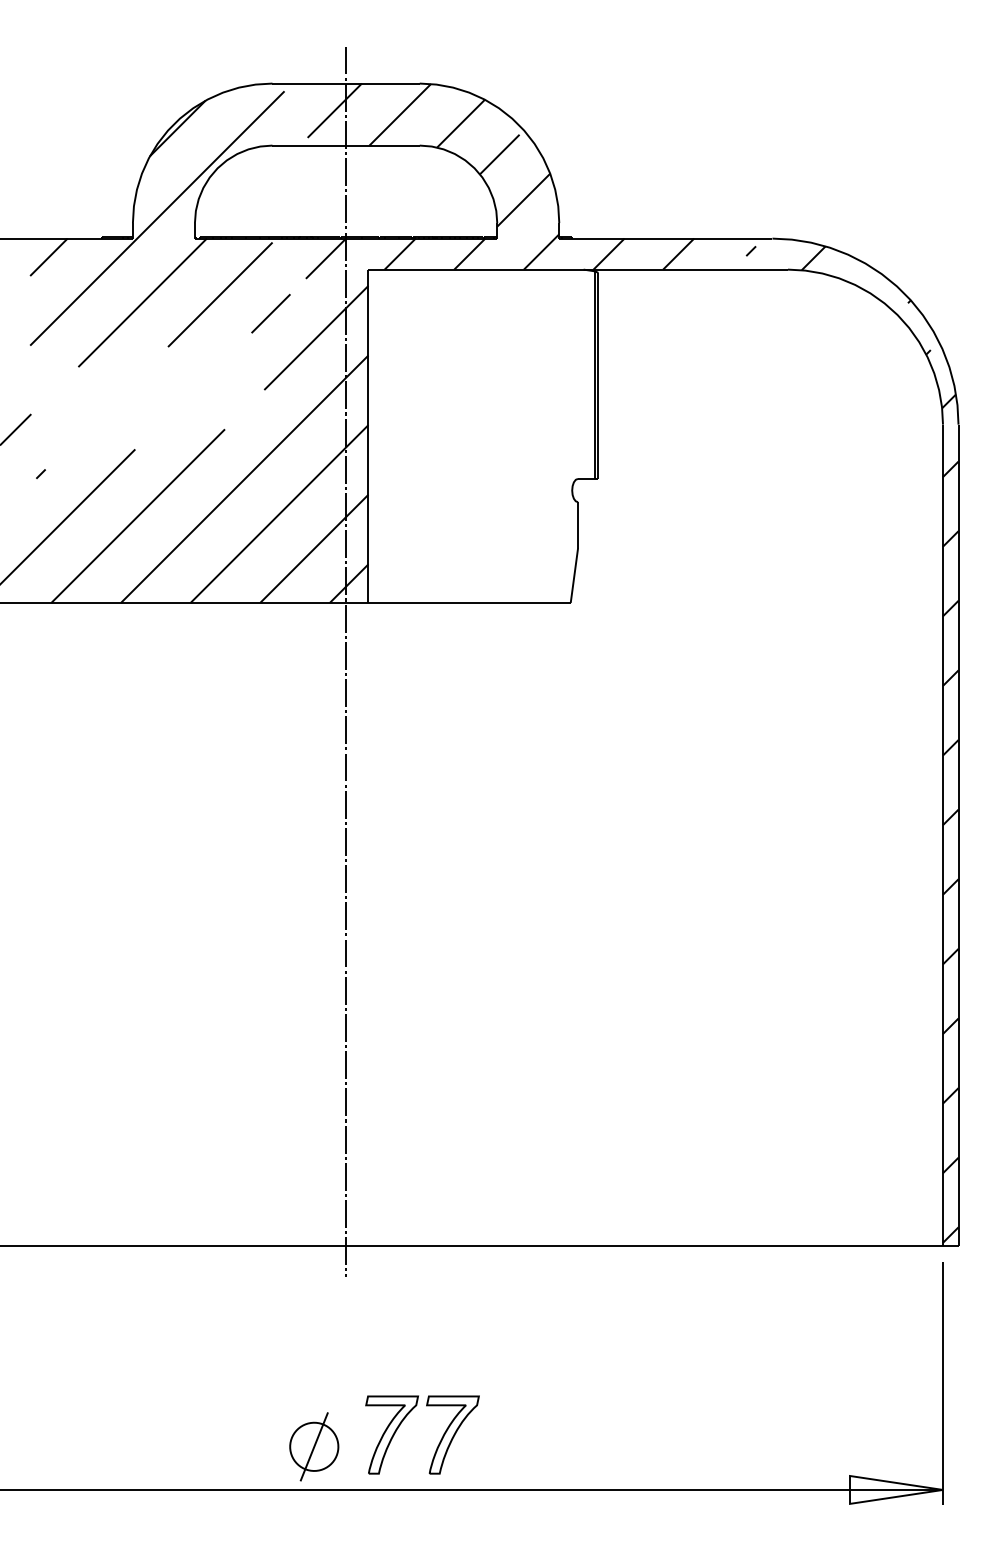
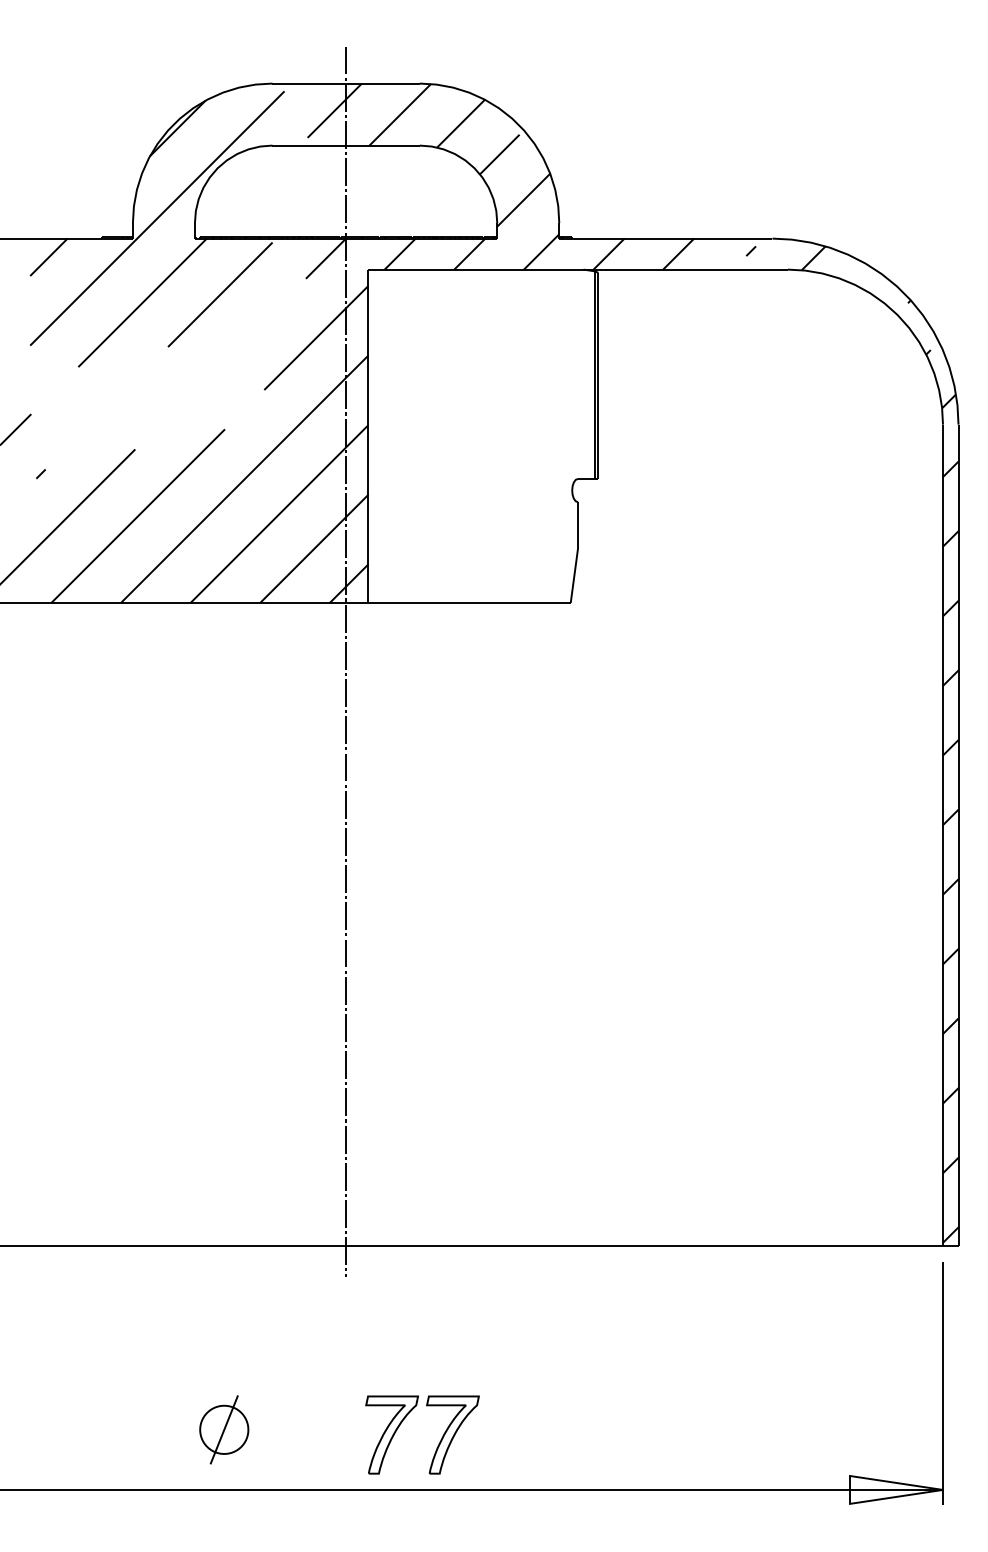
line: present -> none (270, 313)
part position: (314, 1446) -> (224, 1429) (224, 1429)
